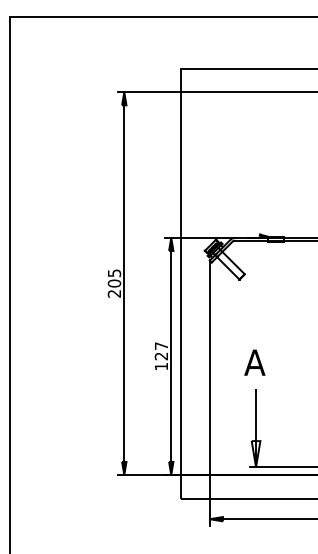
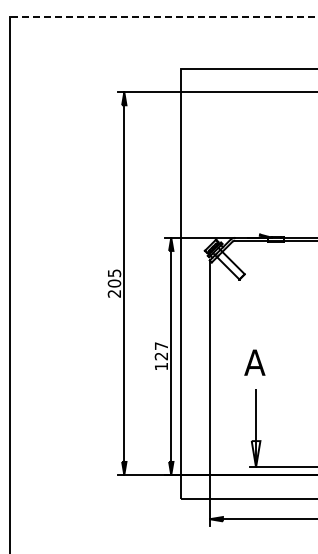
line: solid -> dashed (163, 16)
